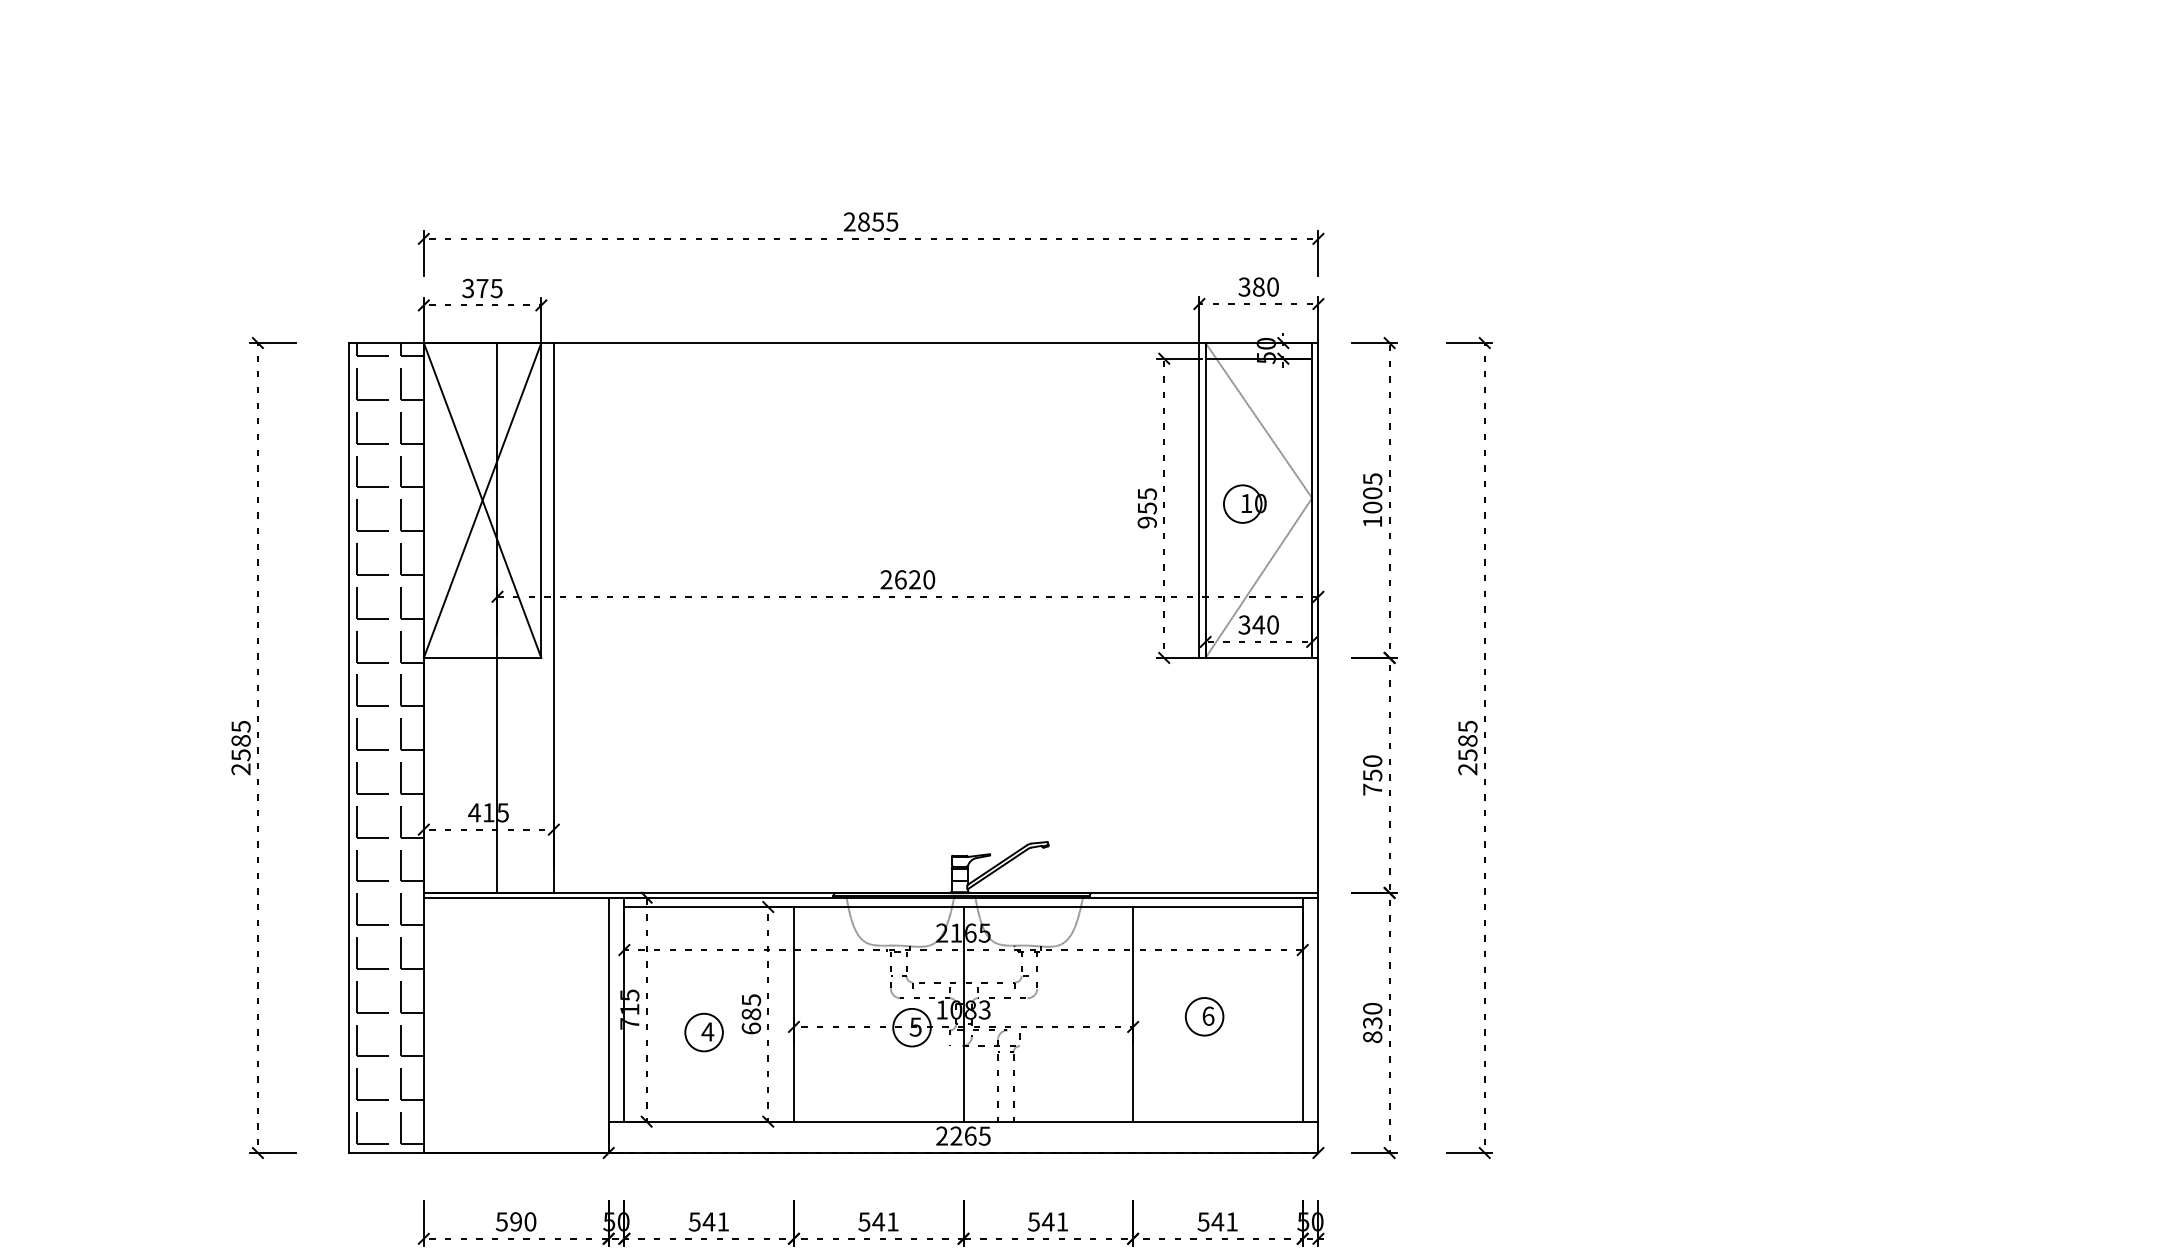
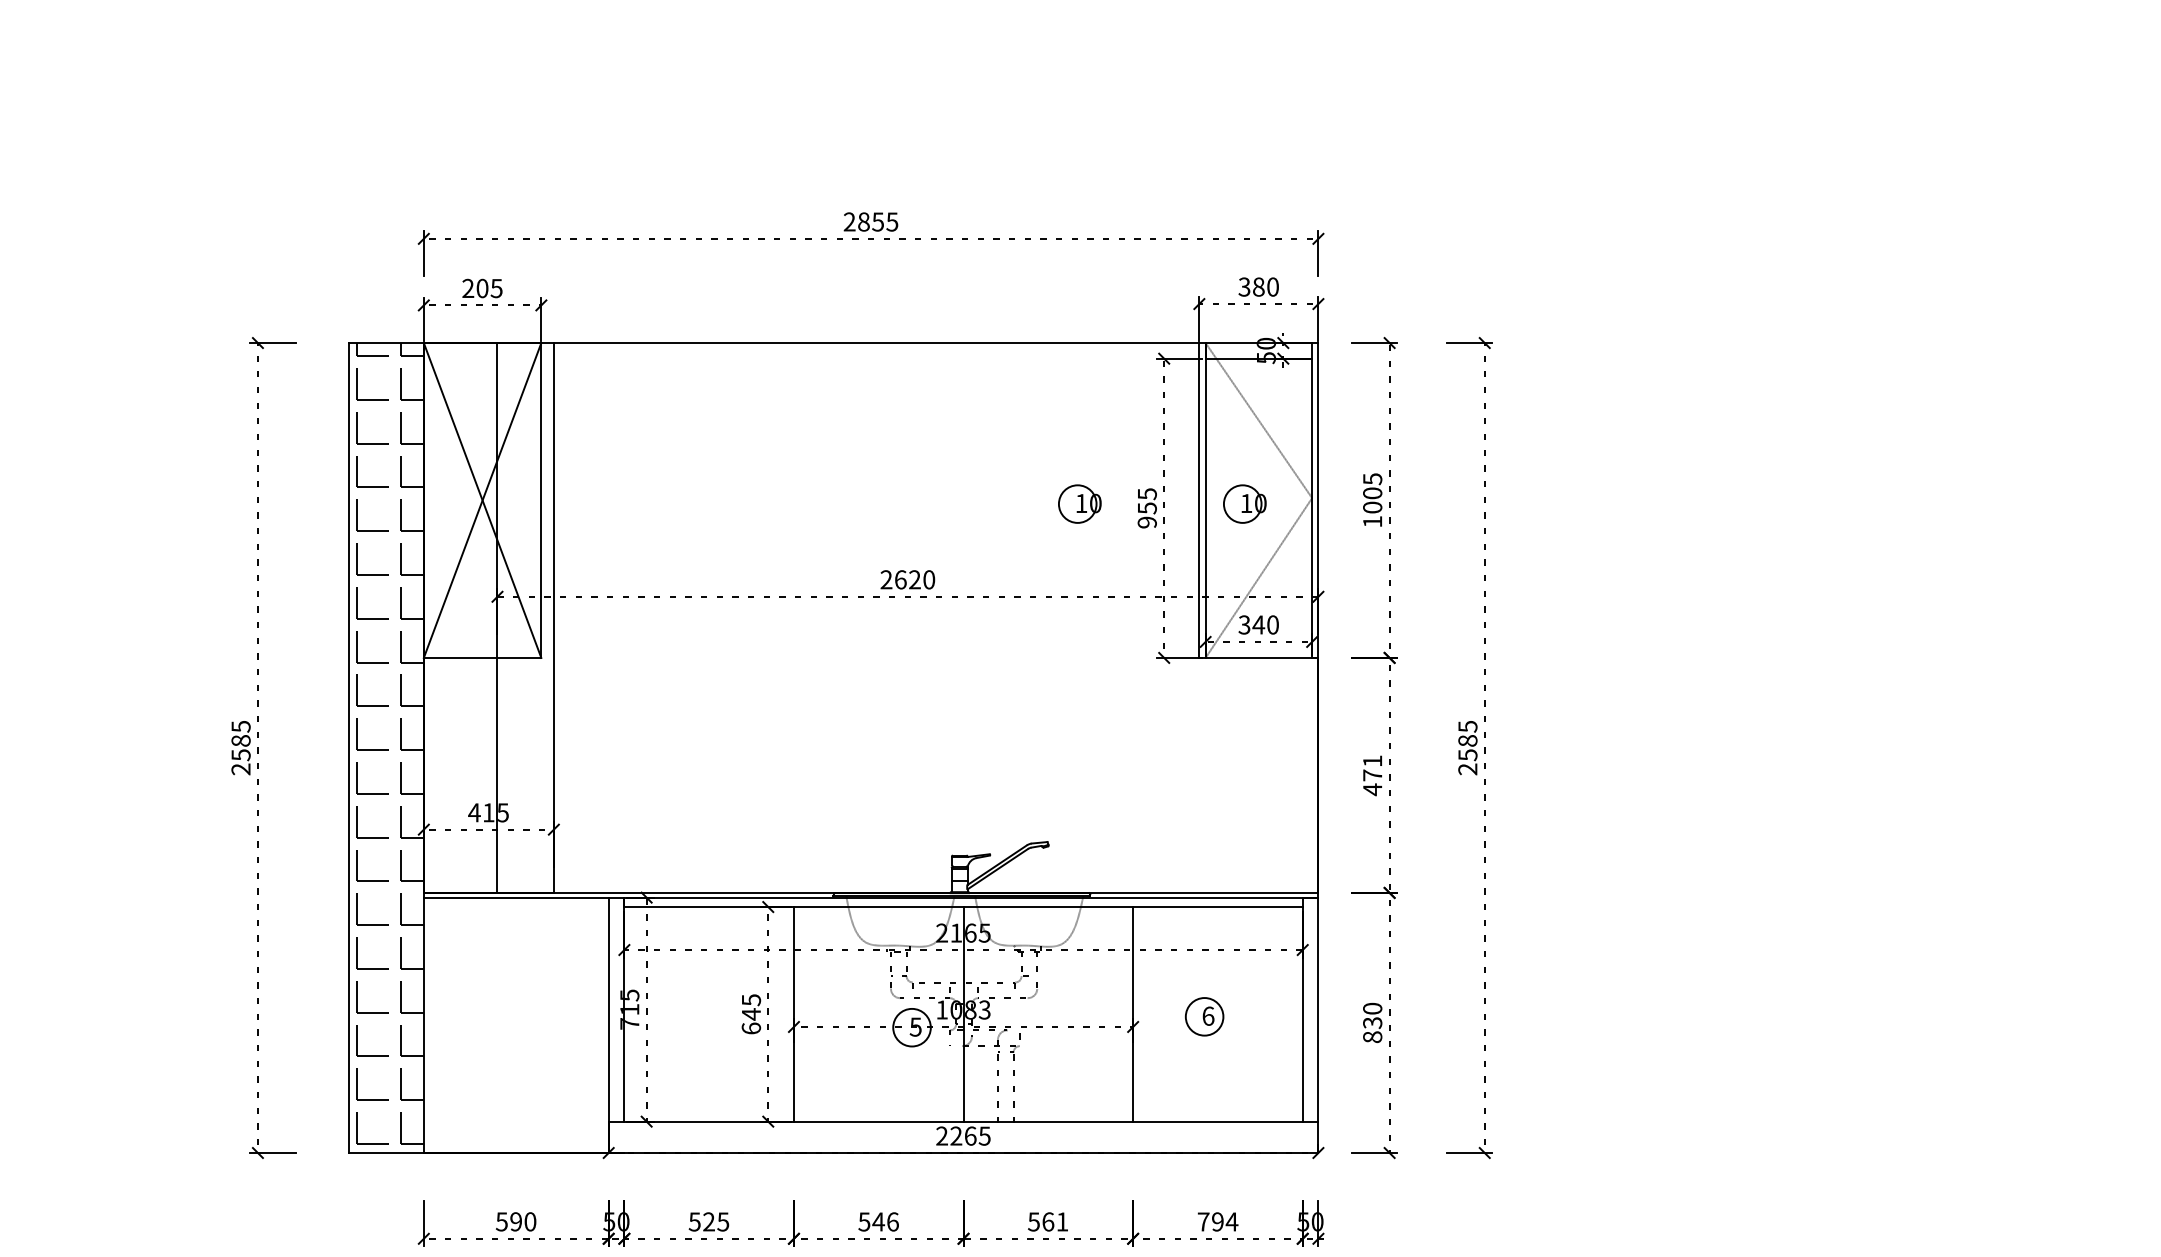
text: 375 -> 205 (475, 288)
part: none -> present (1079, 503)
text: 750 -> 471 (1372, 775)
text: 685 -> 645 (751, 1014)
part: present -> none (703, 1032)
text: 541 -> 525 (715, 1221)
text: 541 -> 546 (892, 1221)
text: 541 -> 561 (1047, 1221)
text: 541 -> 794 (1217, 1221)
